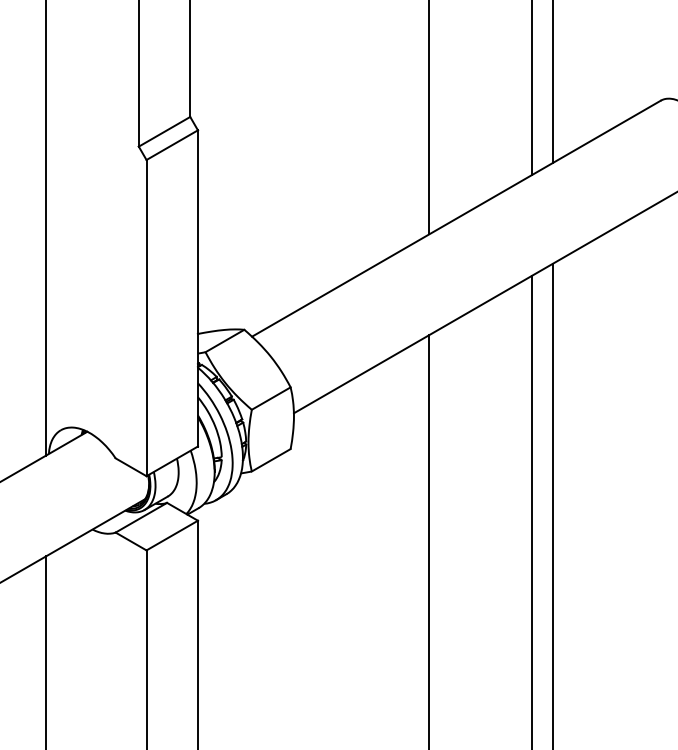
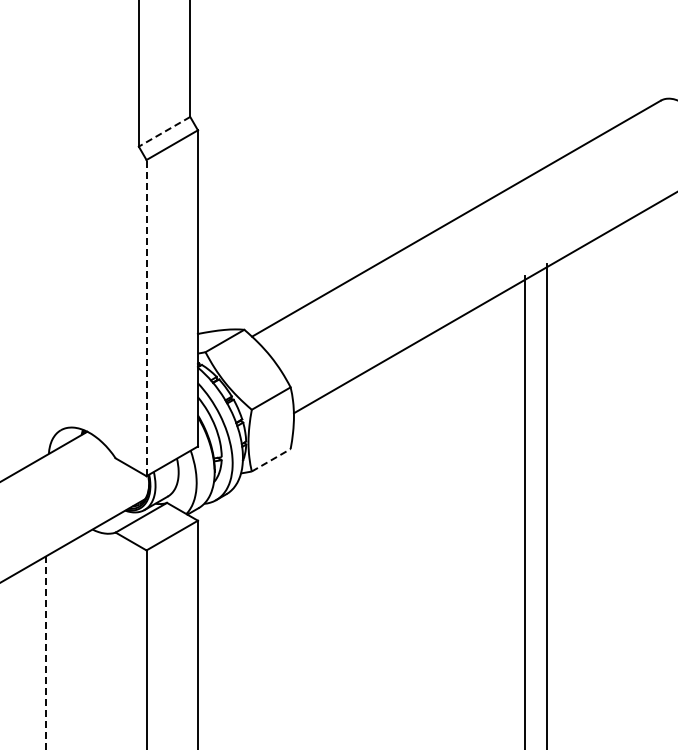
line: present -> none (552, 82)
line: present -> none (532, 88)
line: present -> none (429, 118)
line: solid -> dashed (164, 131)
line: present -> none (46, 228)
line: solid -> dashed (146, 317)
line: solid -> dashed (271, 460)
line position: (552, 504) -> (546, 504) (546, 504)
line position: (532, 510) -> (525, 510) (525, 510)
line: present -> none (429, 540)
line: solid -> dashed (46, 653)
